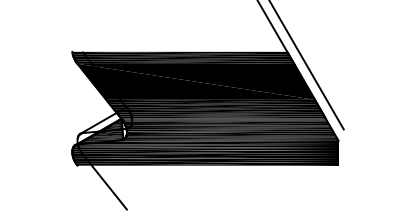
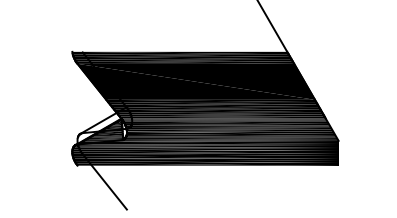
line: present -> none (306, 65)
